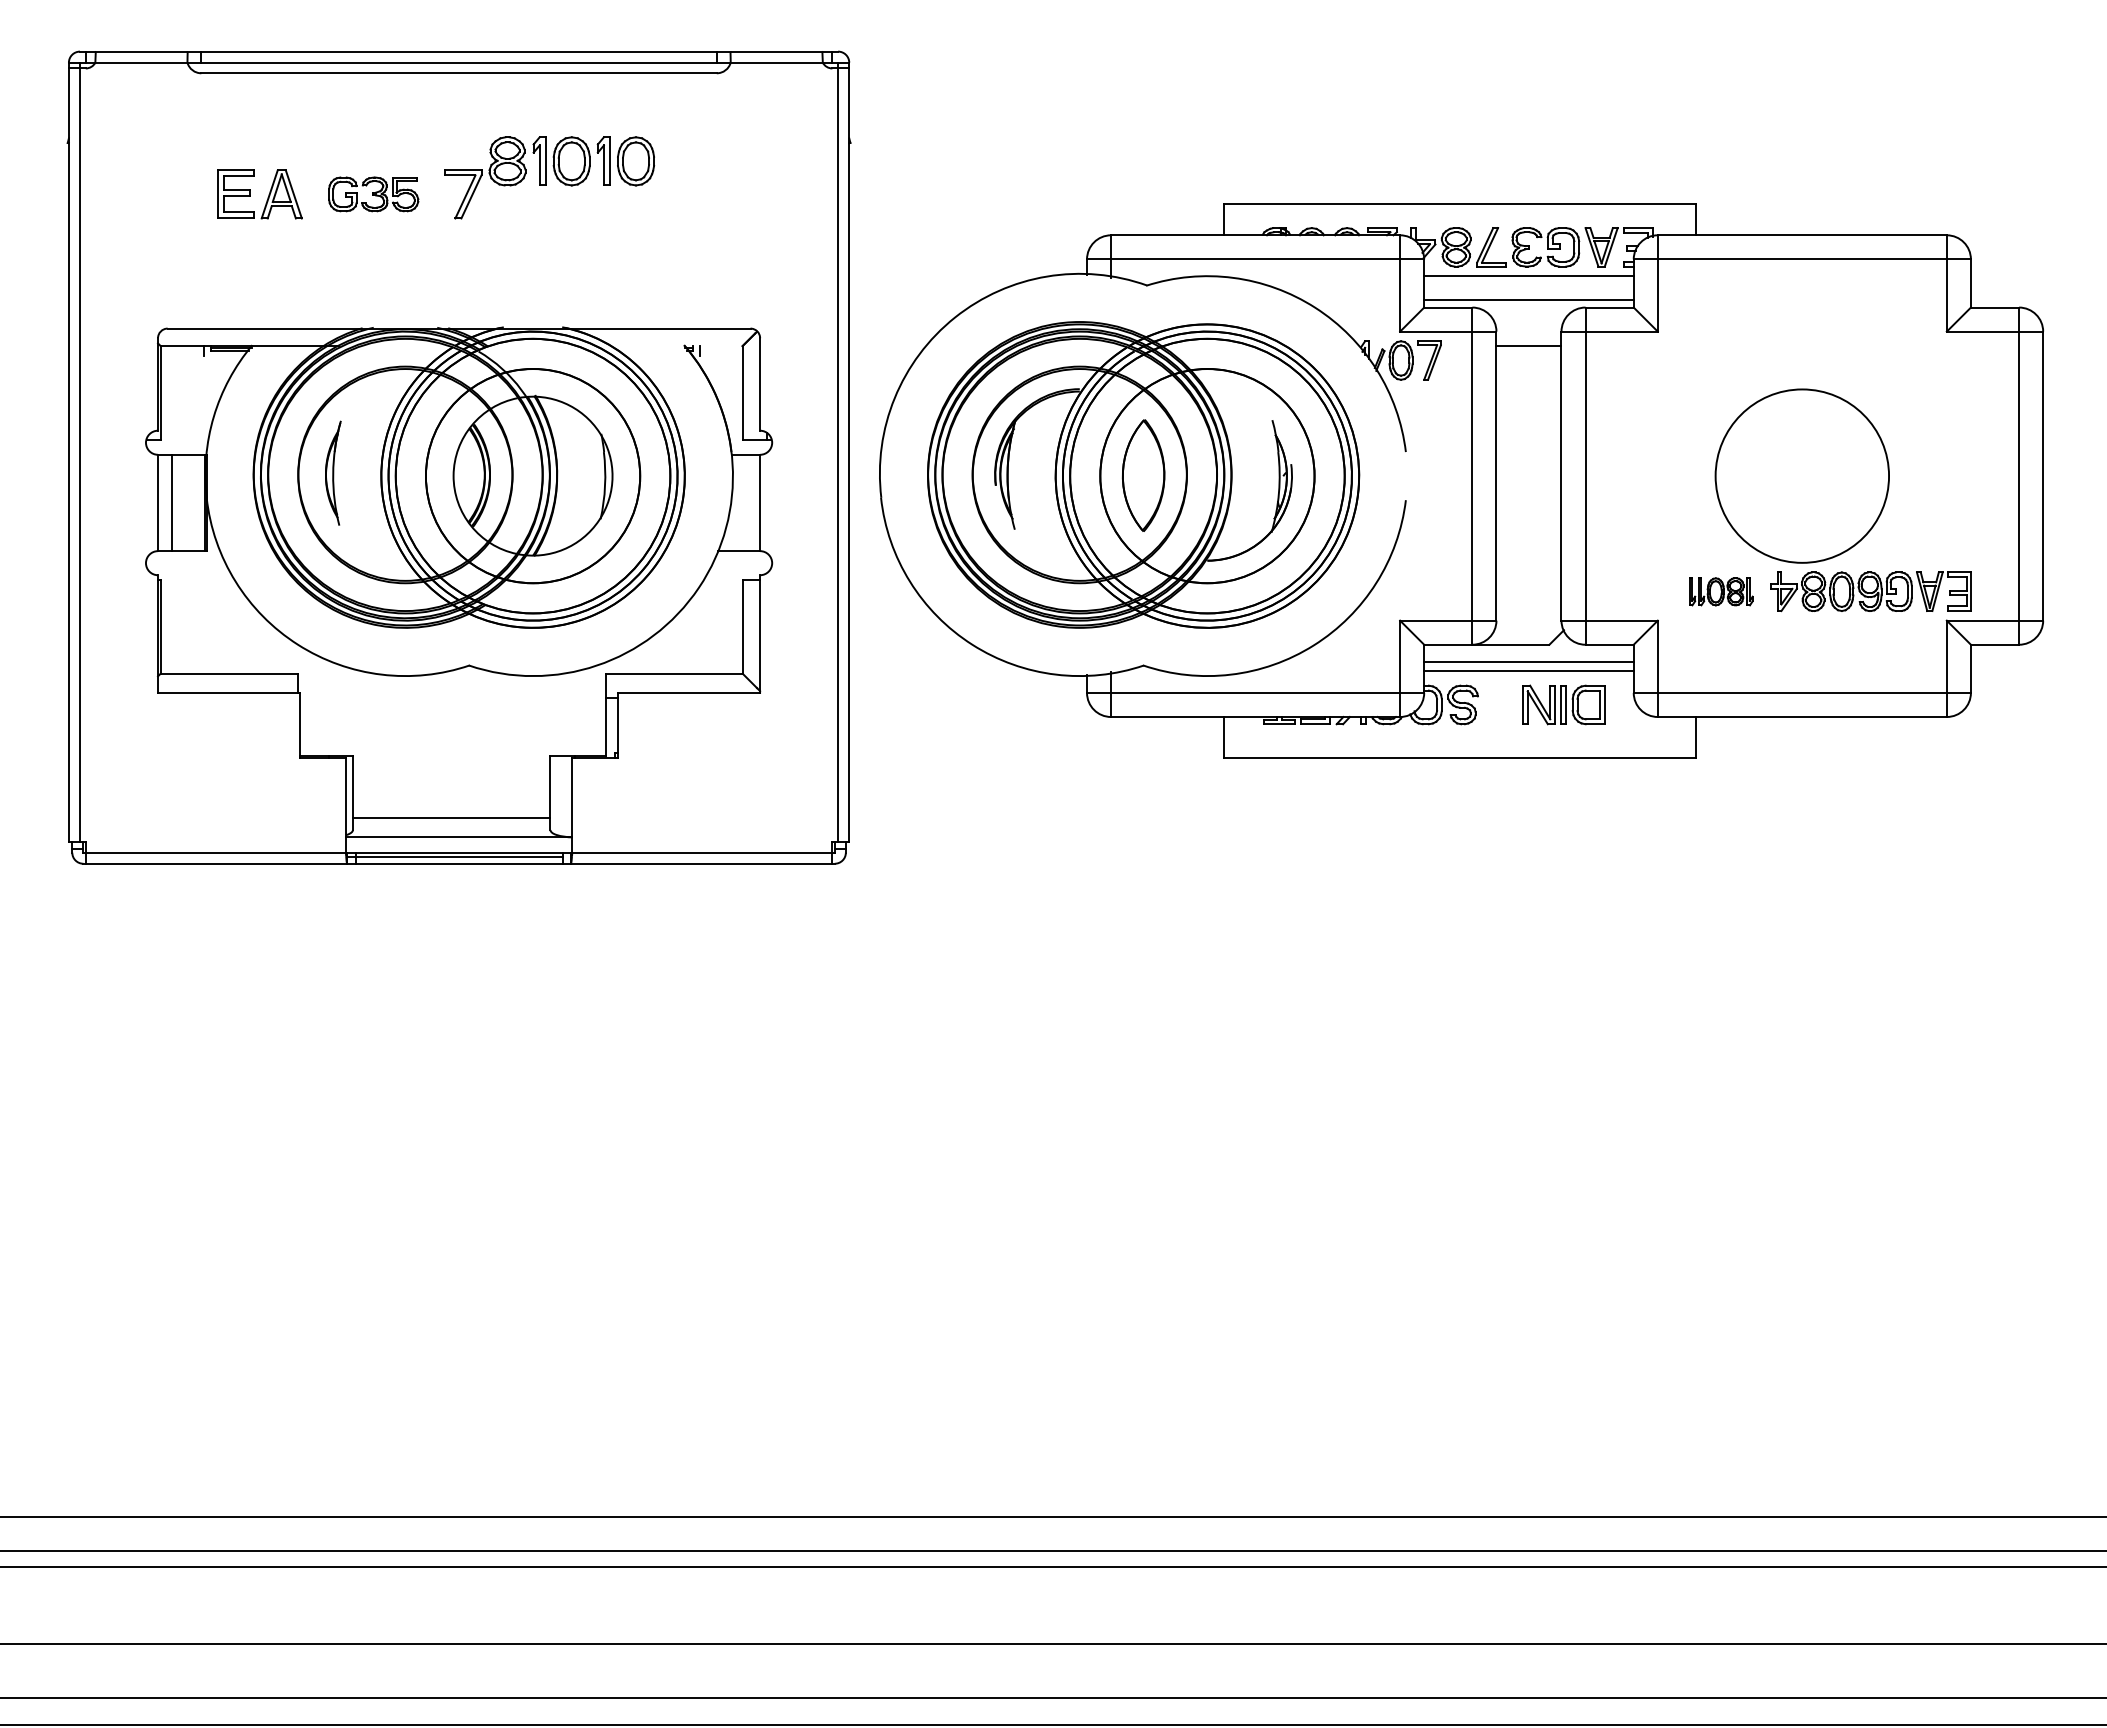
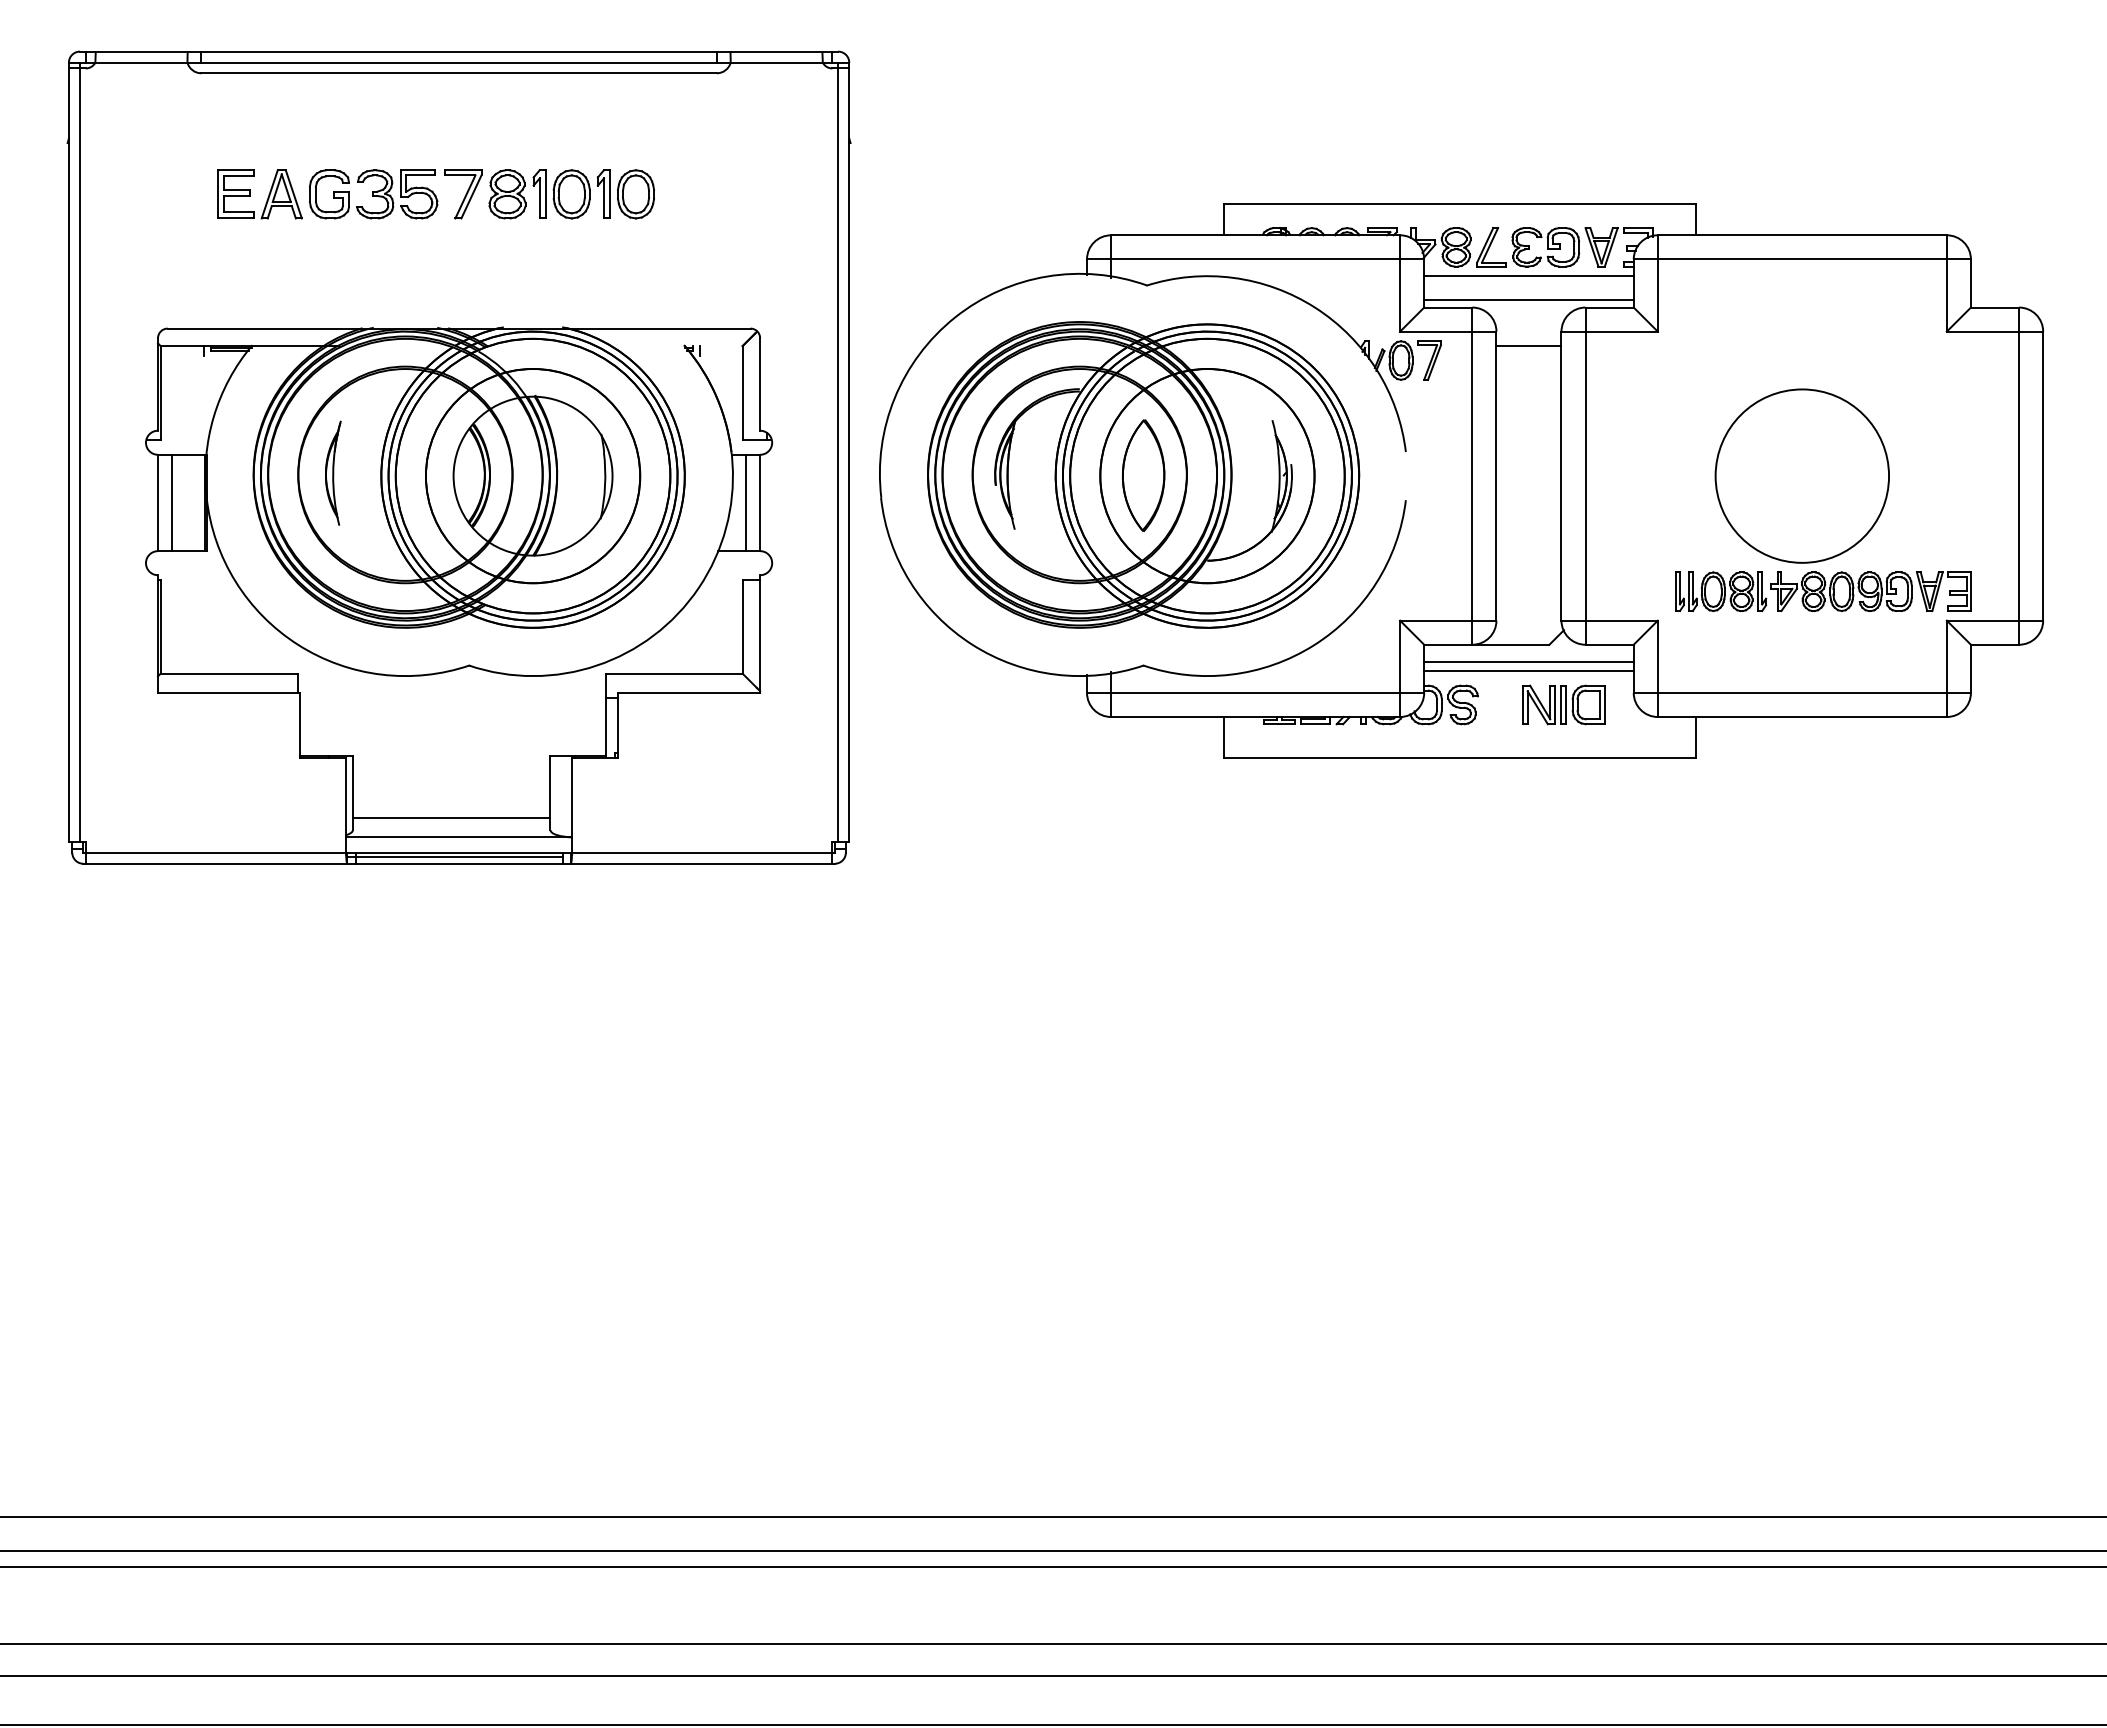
part position: (571, 161) -> (571, 194) (571, 194)
part size: 92x37 px -> 130x51 px (373, 194)
line: none -> present (745, 502)
part size: 65x30 px -> 93x42 px (1721, 591)
line position: (1052, 1698) -> (1052, 1676) (1052, 1676)
